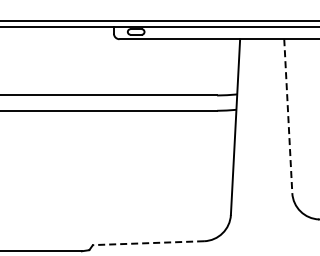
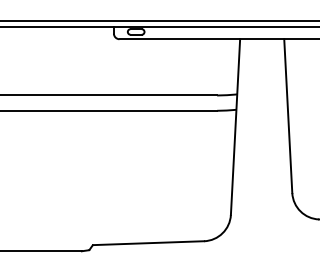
line: dashed -> solid (288, 116)
line: dashed -> solid (148, 243)
